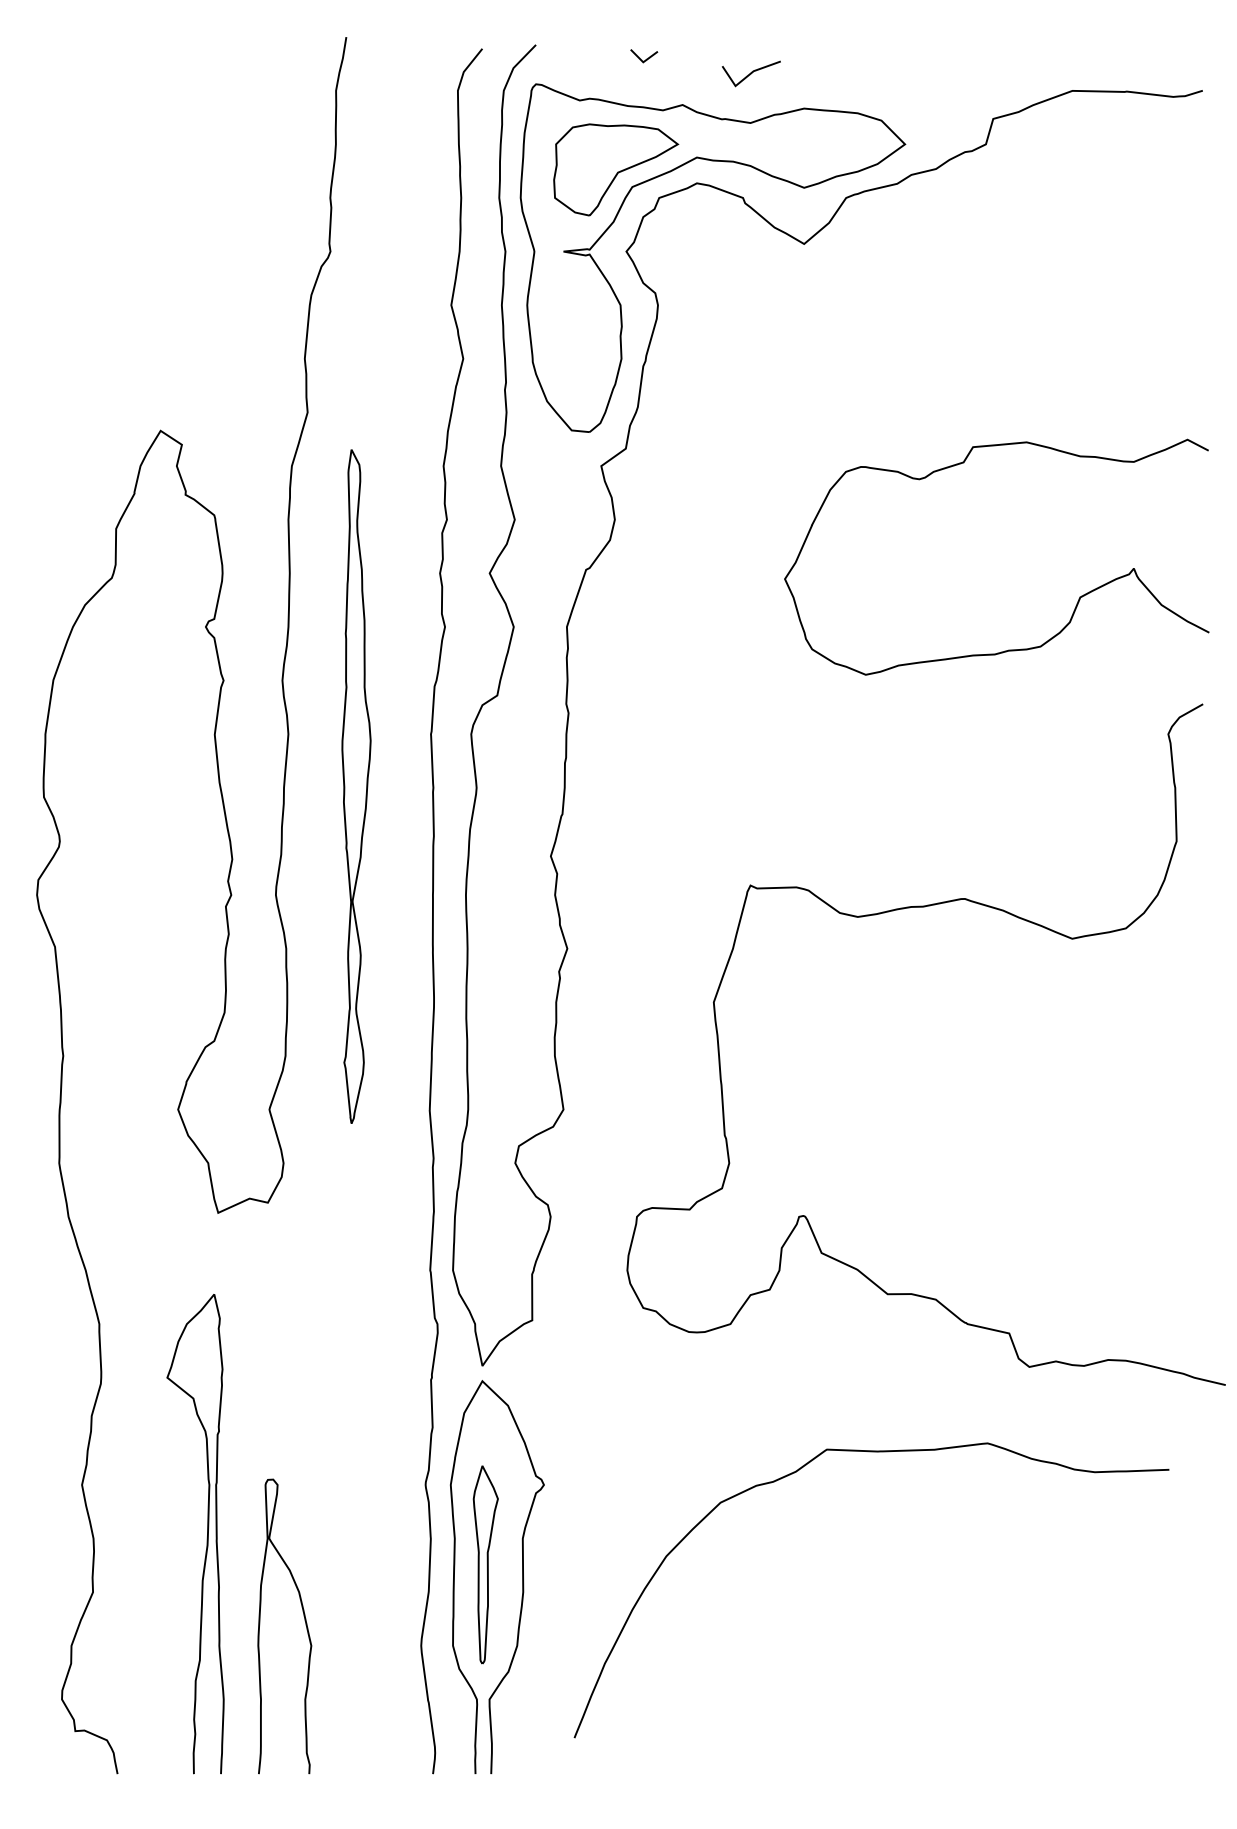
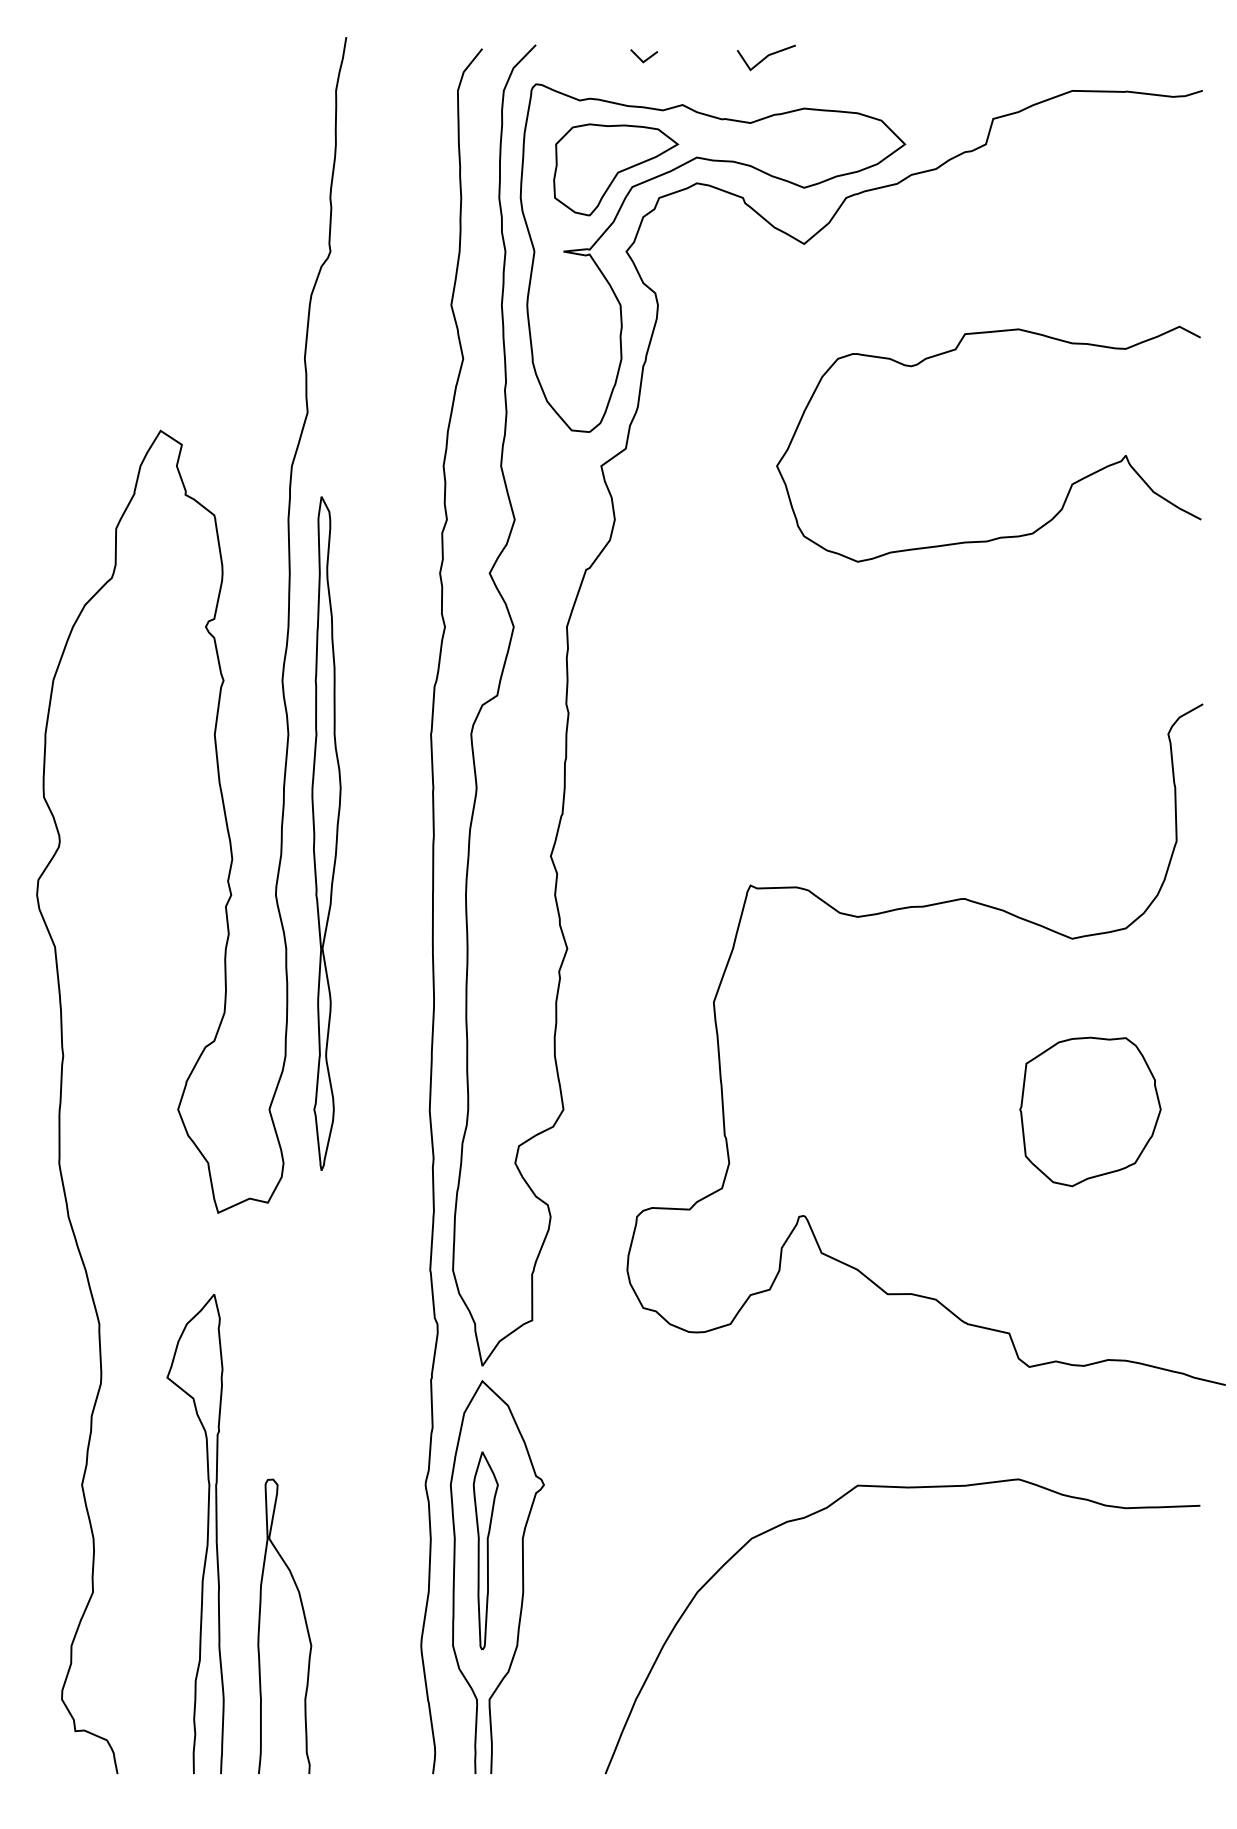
line position: (751, 73) -> (766, 57) (766, 57)
curve position: (1078, 598) -> (1070, 485) (1070, 485)
part position: (356, 786) -> (326, 833) (326, 833)
part: none -> present (1090, 1111)
curve position: (871, 1452) -> (902, 1488) (902, 1488)
part position: (485, 1564) -> (485, 1550) (485, 1550)
